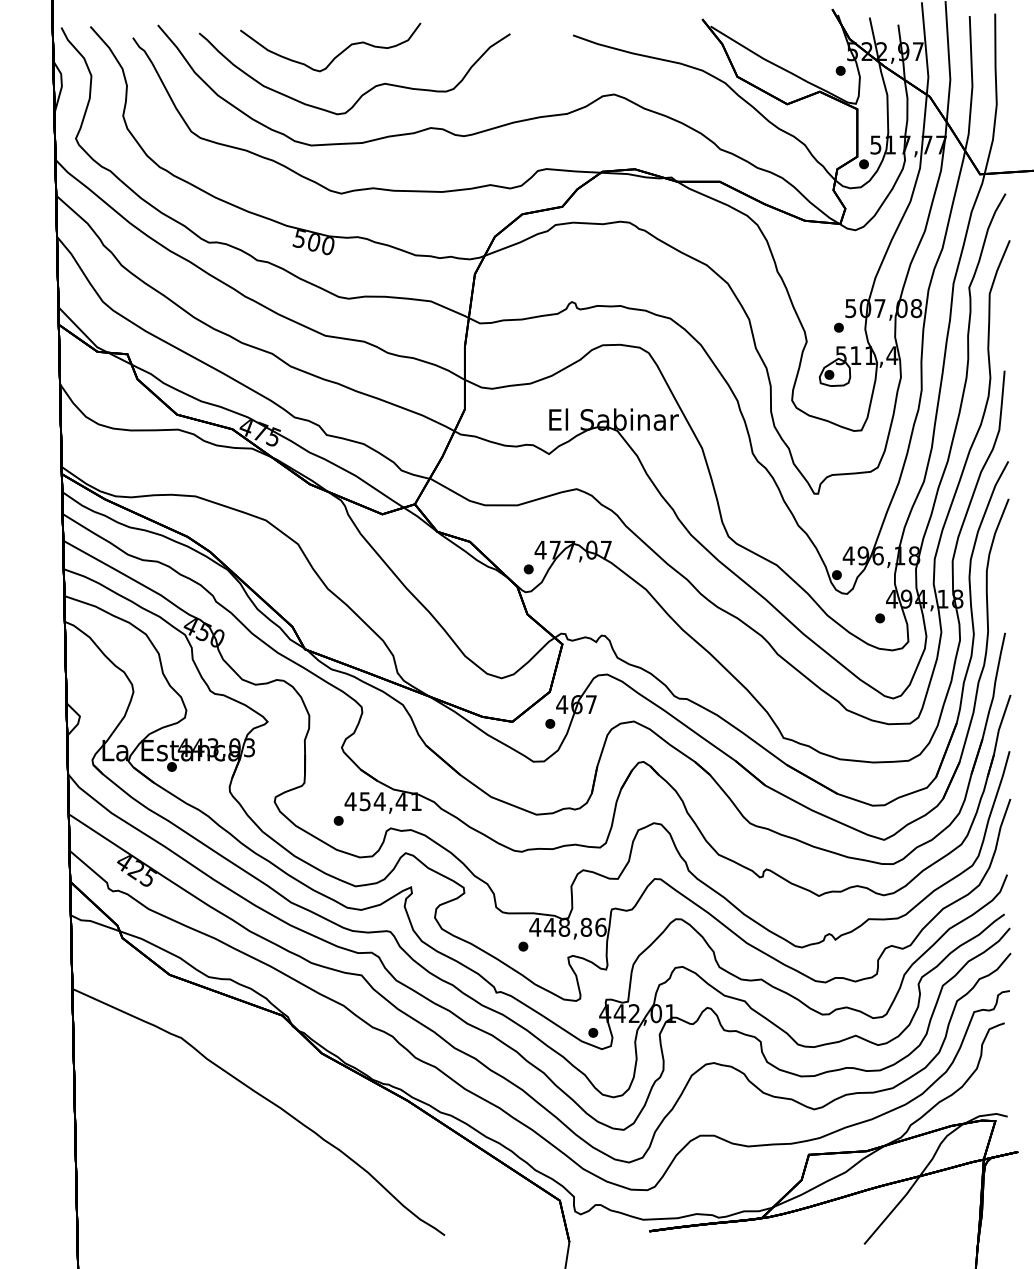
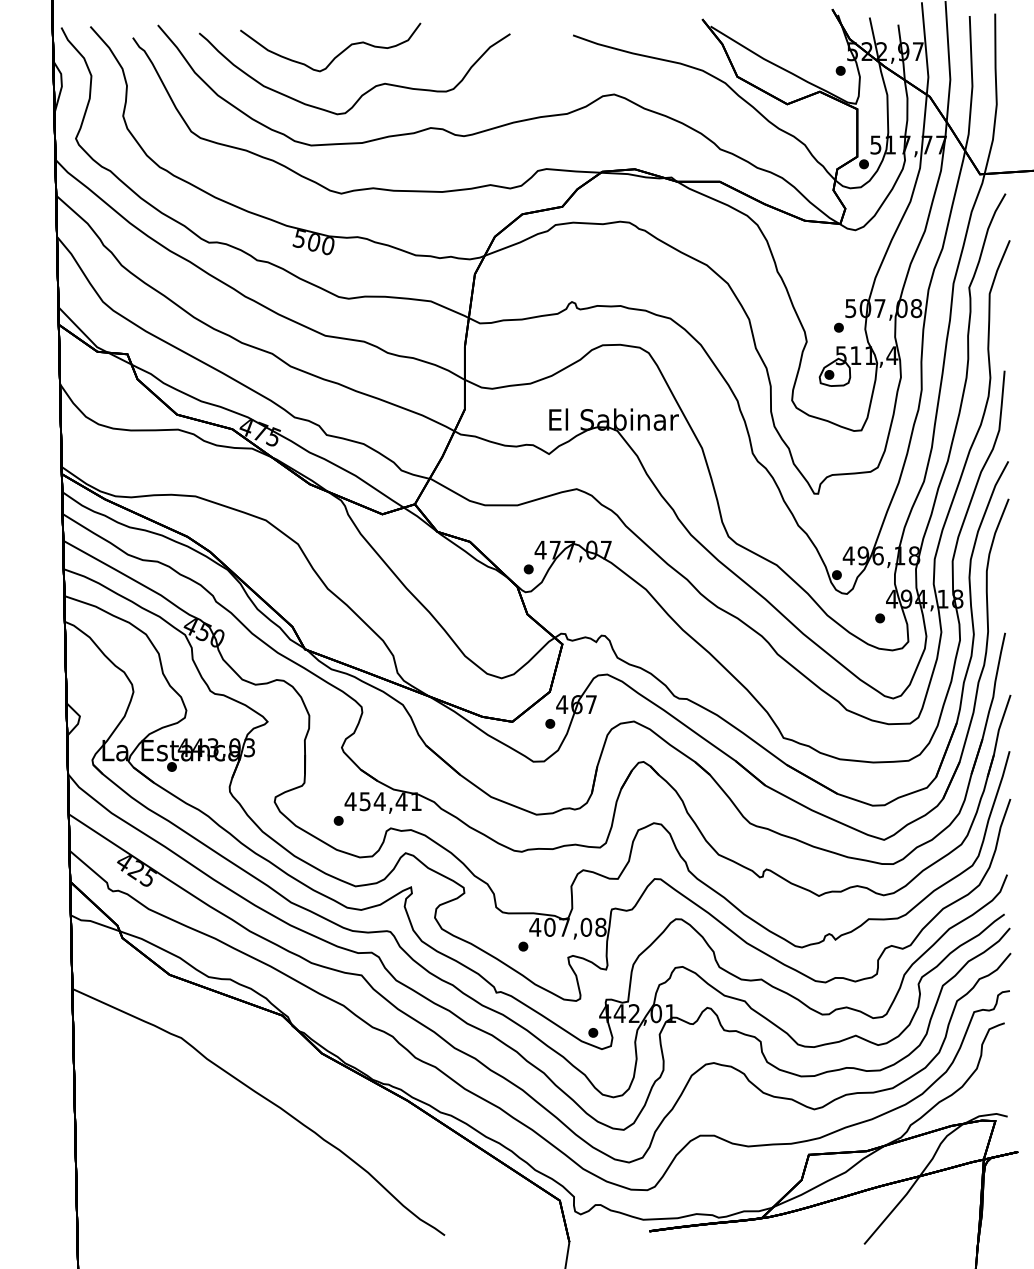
text: 448,86 -> 407,08 (574, 926)
